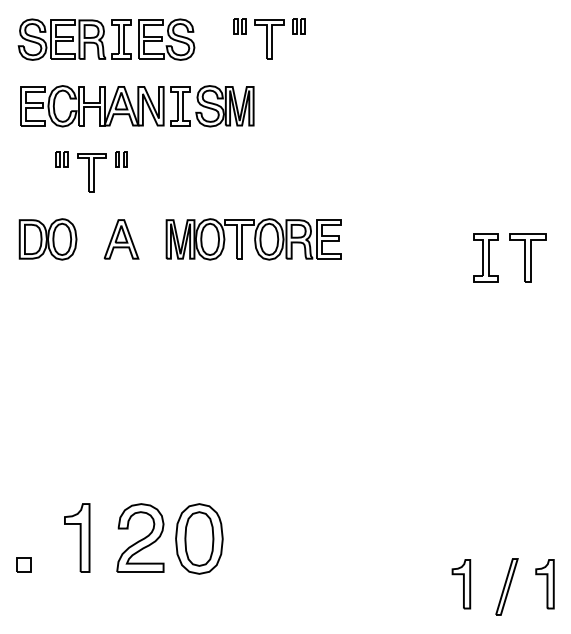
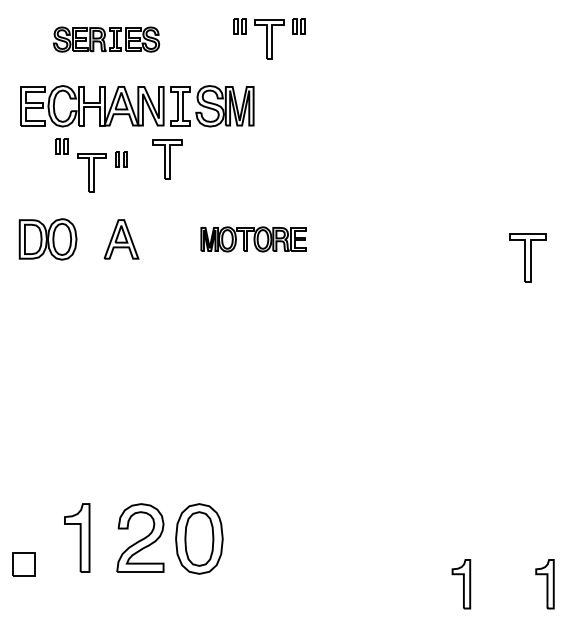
part size: 179x43 px -> 108x27 px (106, 39)
part position: (61, 159) -> (61, 146) (61, 146)
part: none -> present (167, 159)
part size: 177x43 px -> 107x27 px (253, 239)
part: present -> none (485, 257)
part size: 16x16 px -> 24x25 px (23, 564)
part: present -> none (506, 586)
